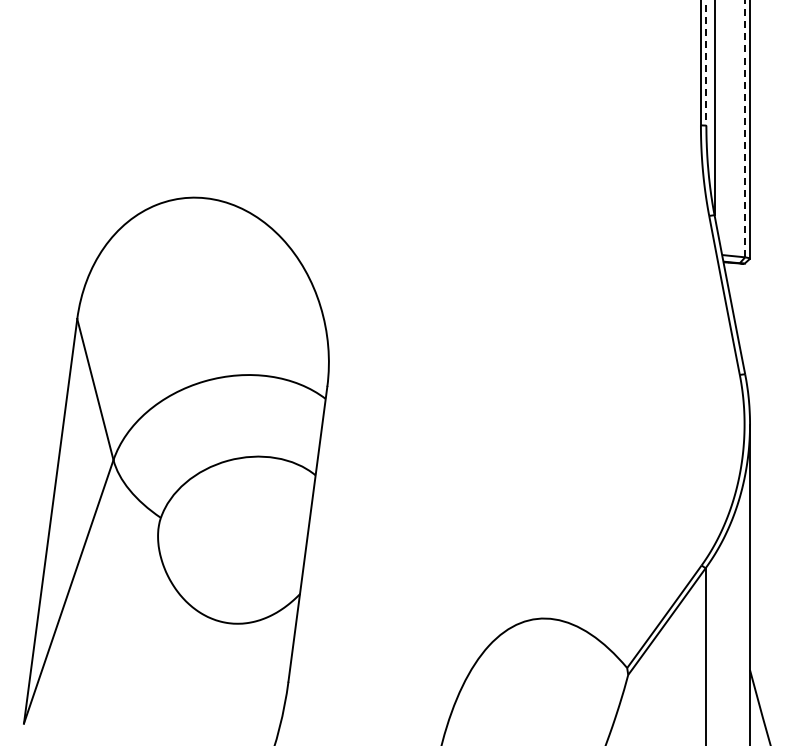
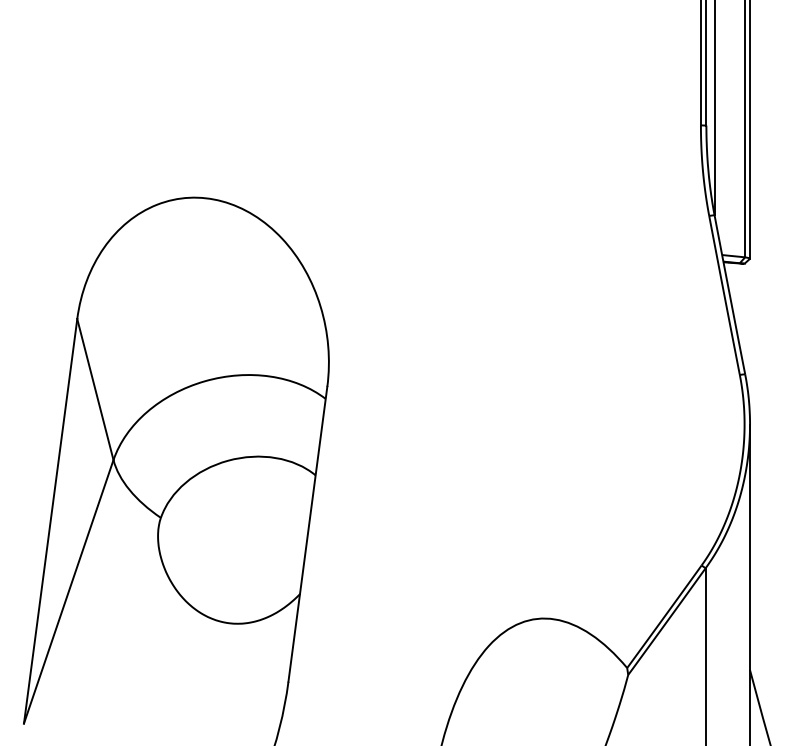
line: dashed -> solid (706, 63)
line: dashed -> solid (745, 128)
